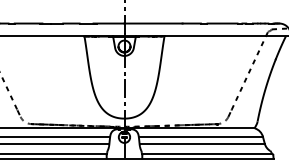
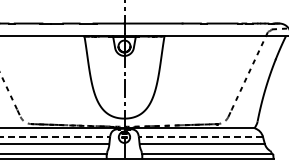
line: solid -> dashed (55, 136)
line: solid -> dashed (200, 136)
